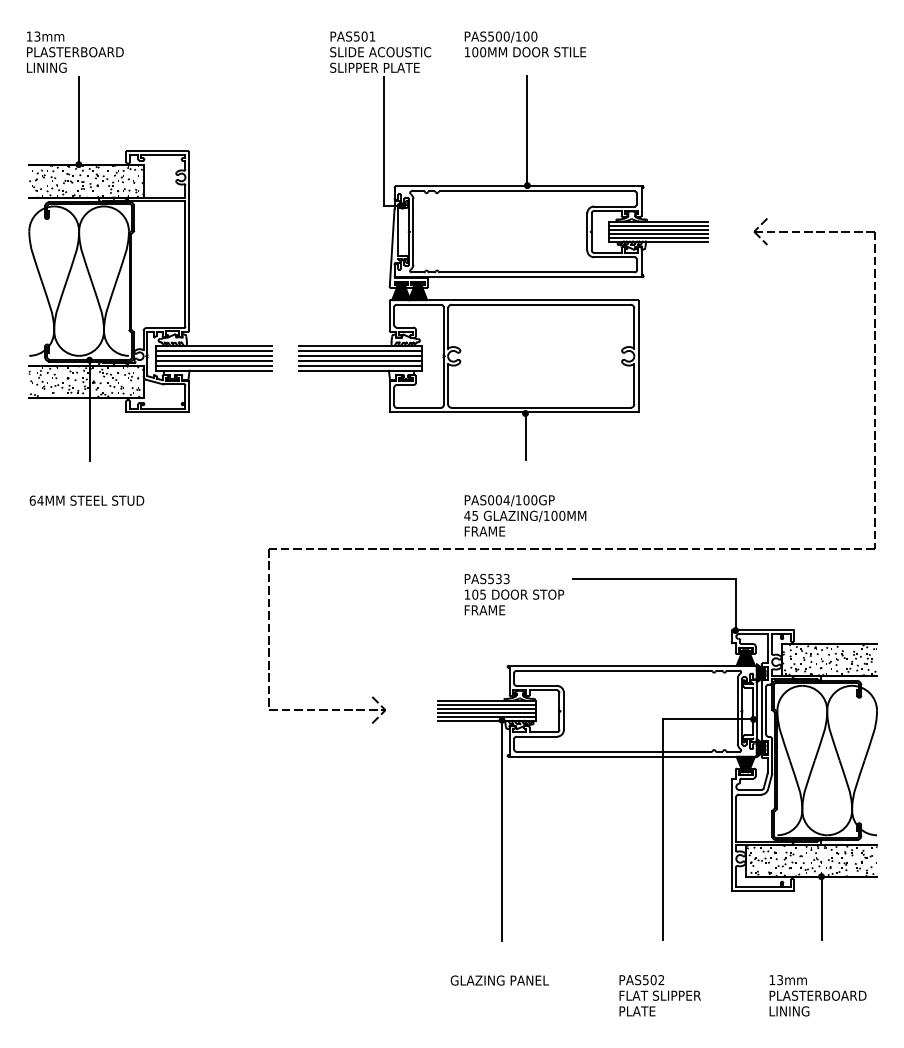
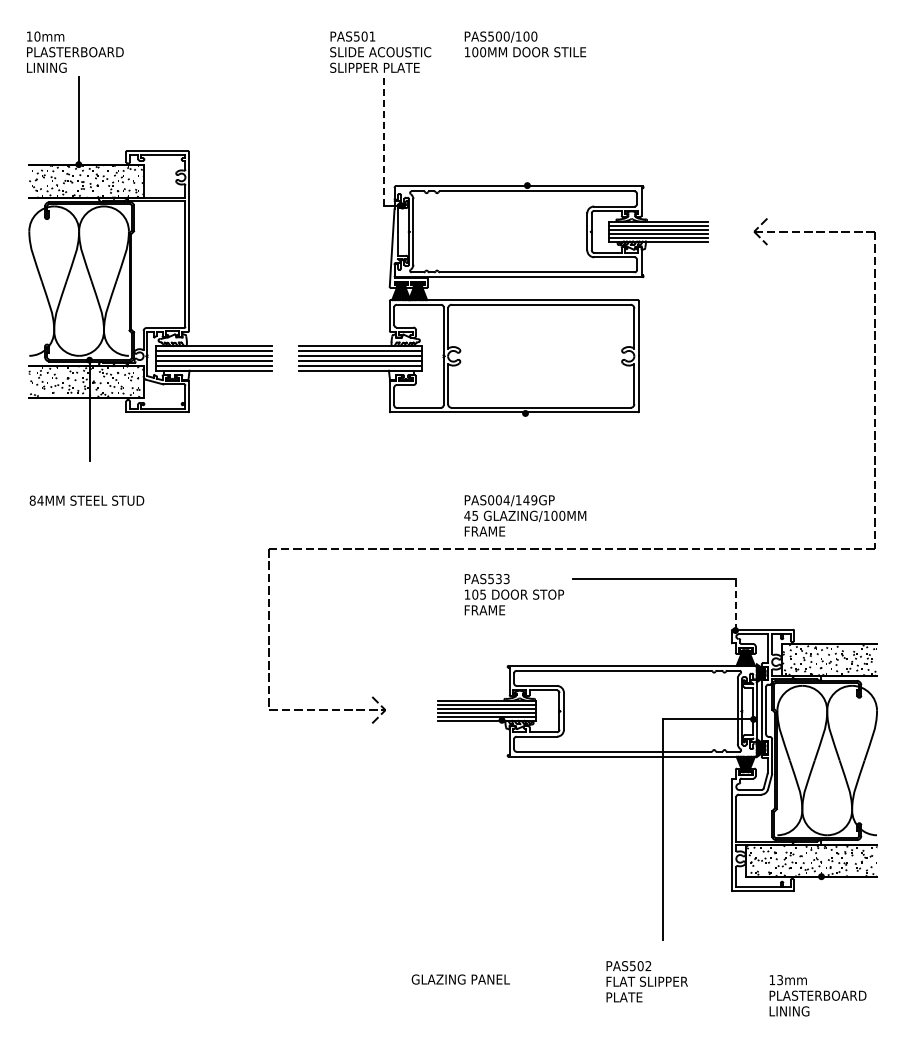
text: 13mm -> 10mm (37, 36)
line: present -> none (527, 130)
line: solid -> dashed (383, 141)
line: present -> none (525, 436)
text: 64MM -> 84MM (32, 500)
text: PAS004/100GP -> PAS004/149GP (530, 500)
line: solid -> dashed (735, 604)
line: present -> none (501, 830)
line: present -> none (821, 908)
text position: (499, 980) -> (460, 979) (460, 979)
text position: (659, 995) -> (646, 981) (646, 981)
